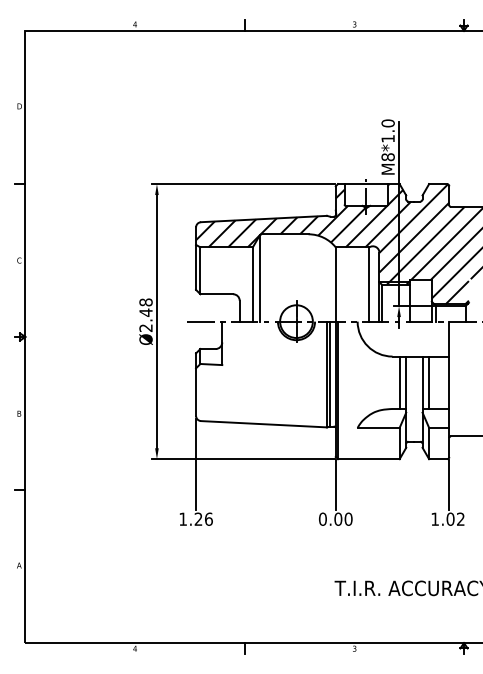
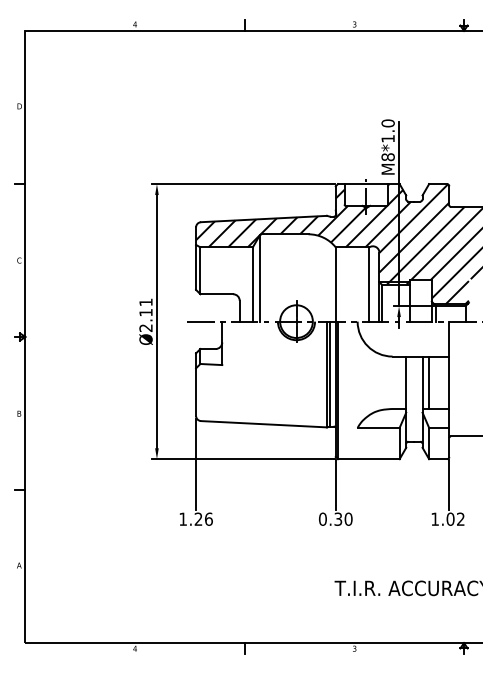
text: Ø2.48 -> Ø2.11 (145, 307)
line: present -> none (399, 382)
text: 0.00 -> 0.30 (338, 518)
